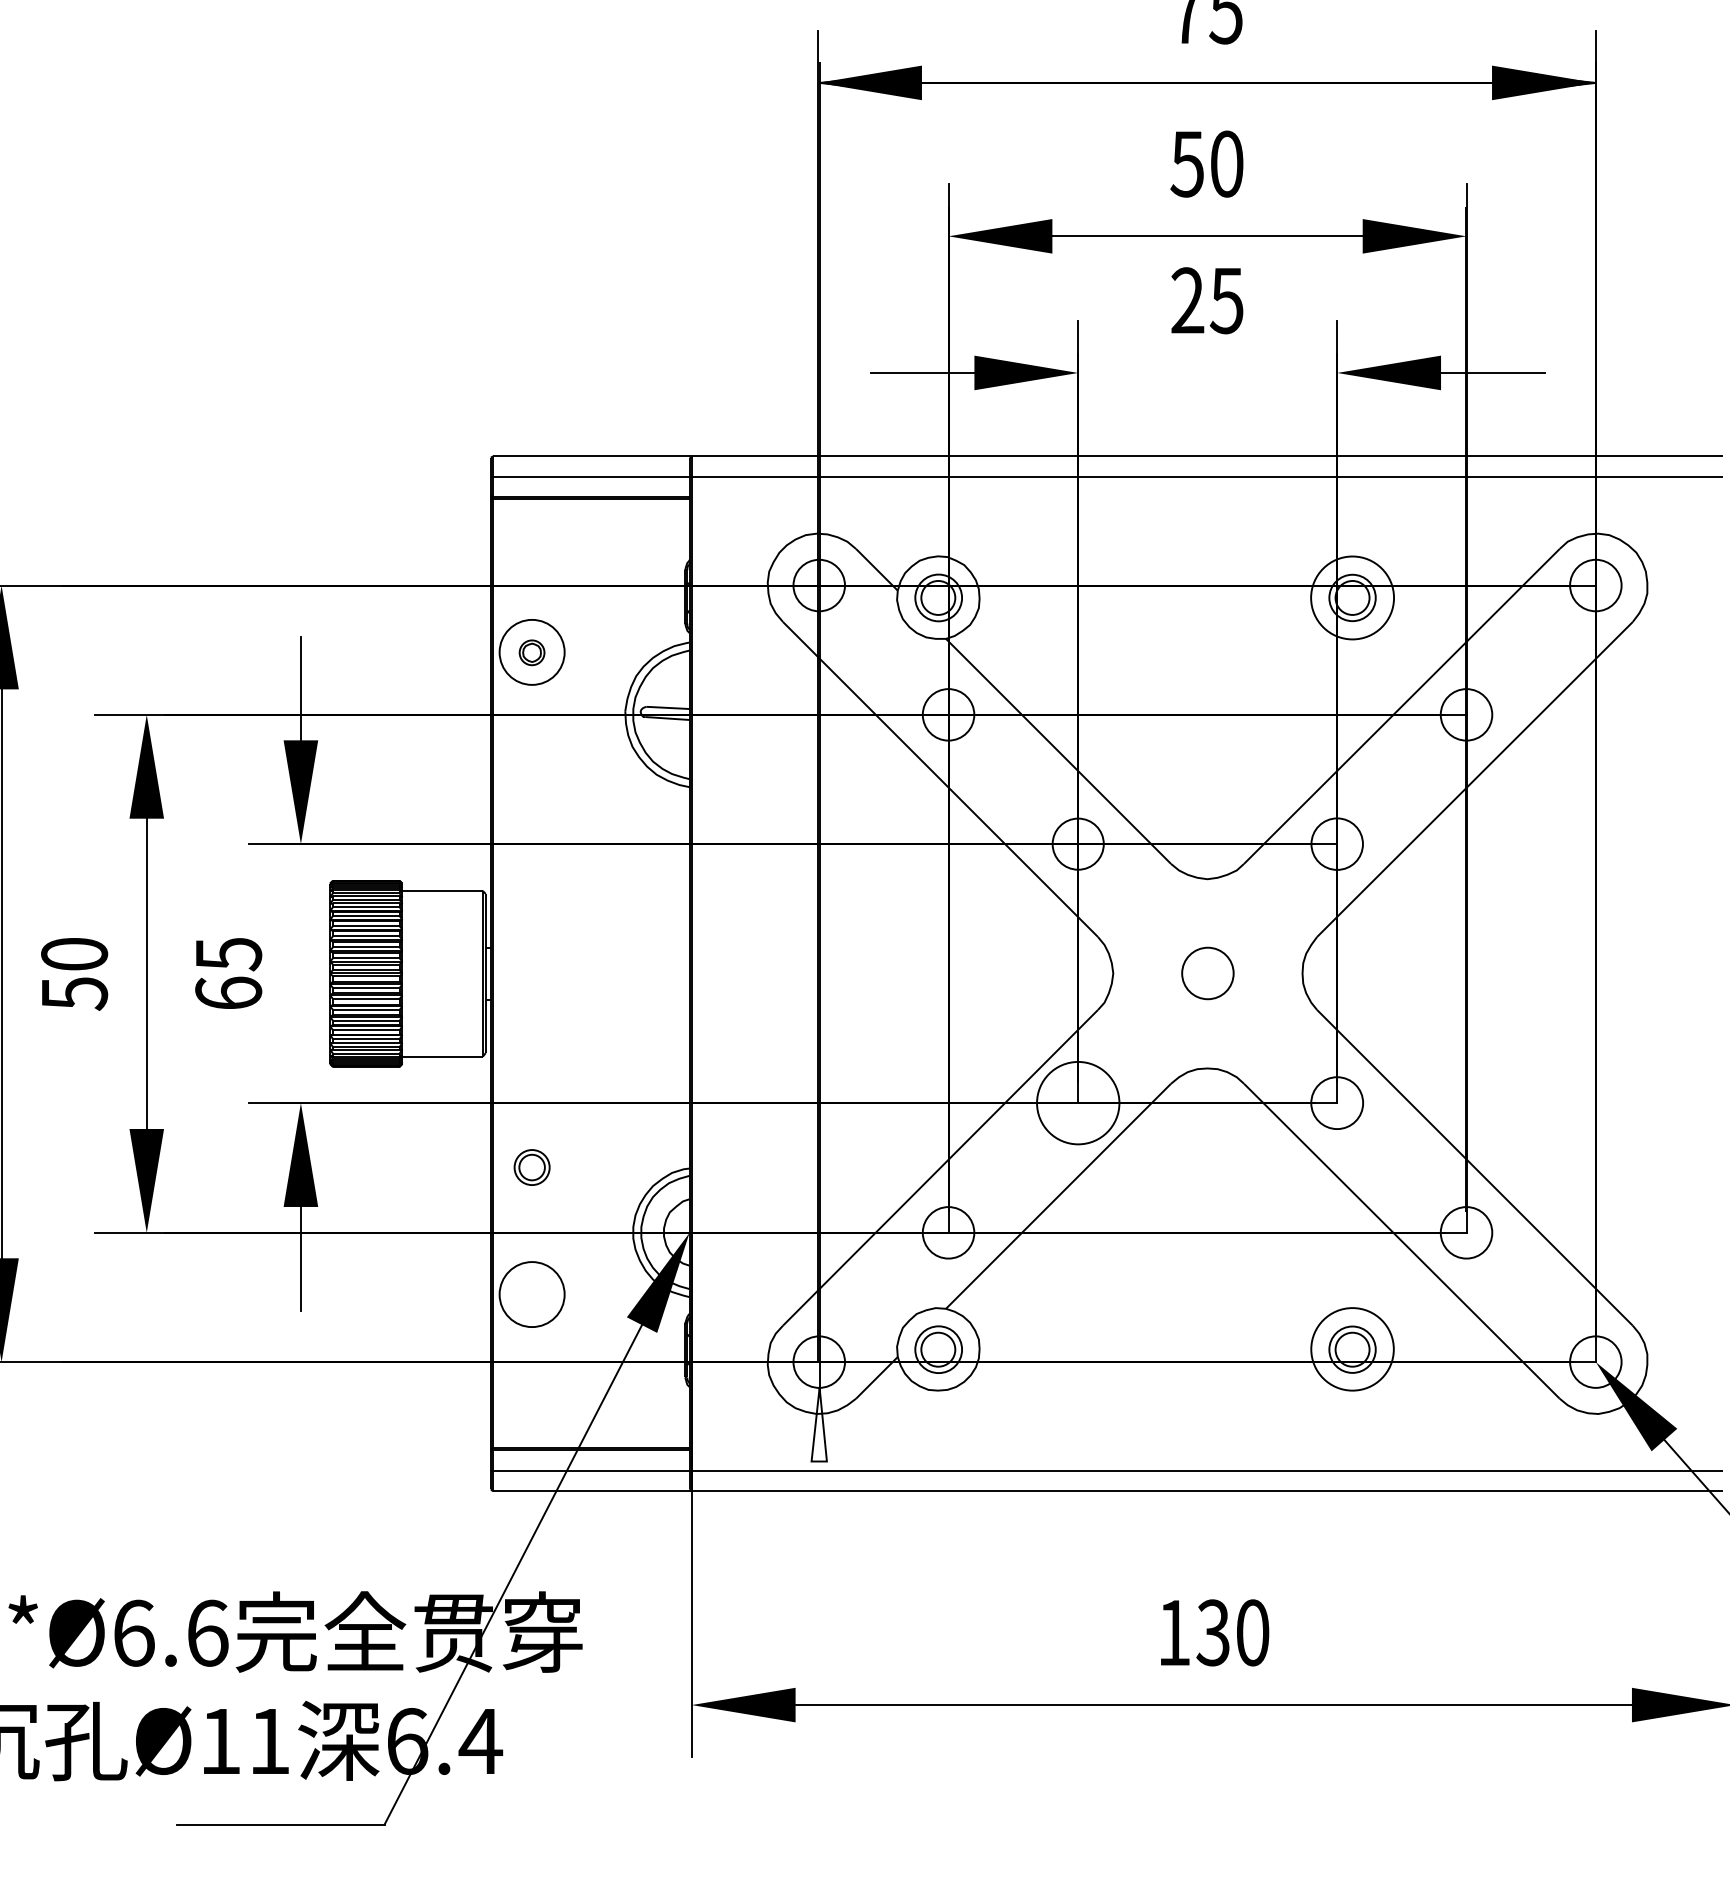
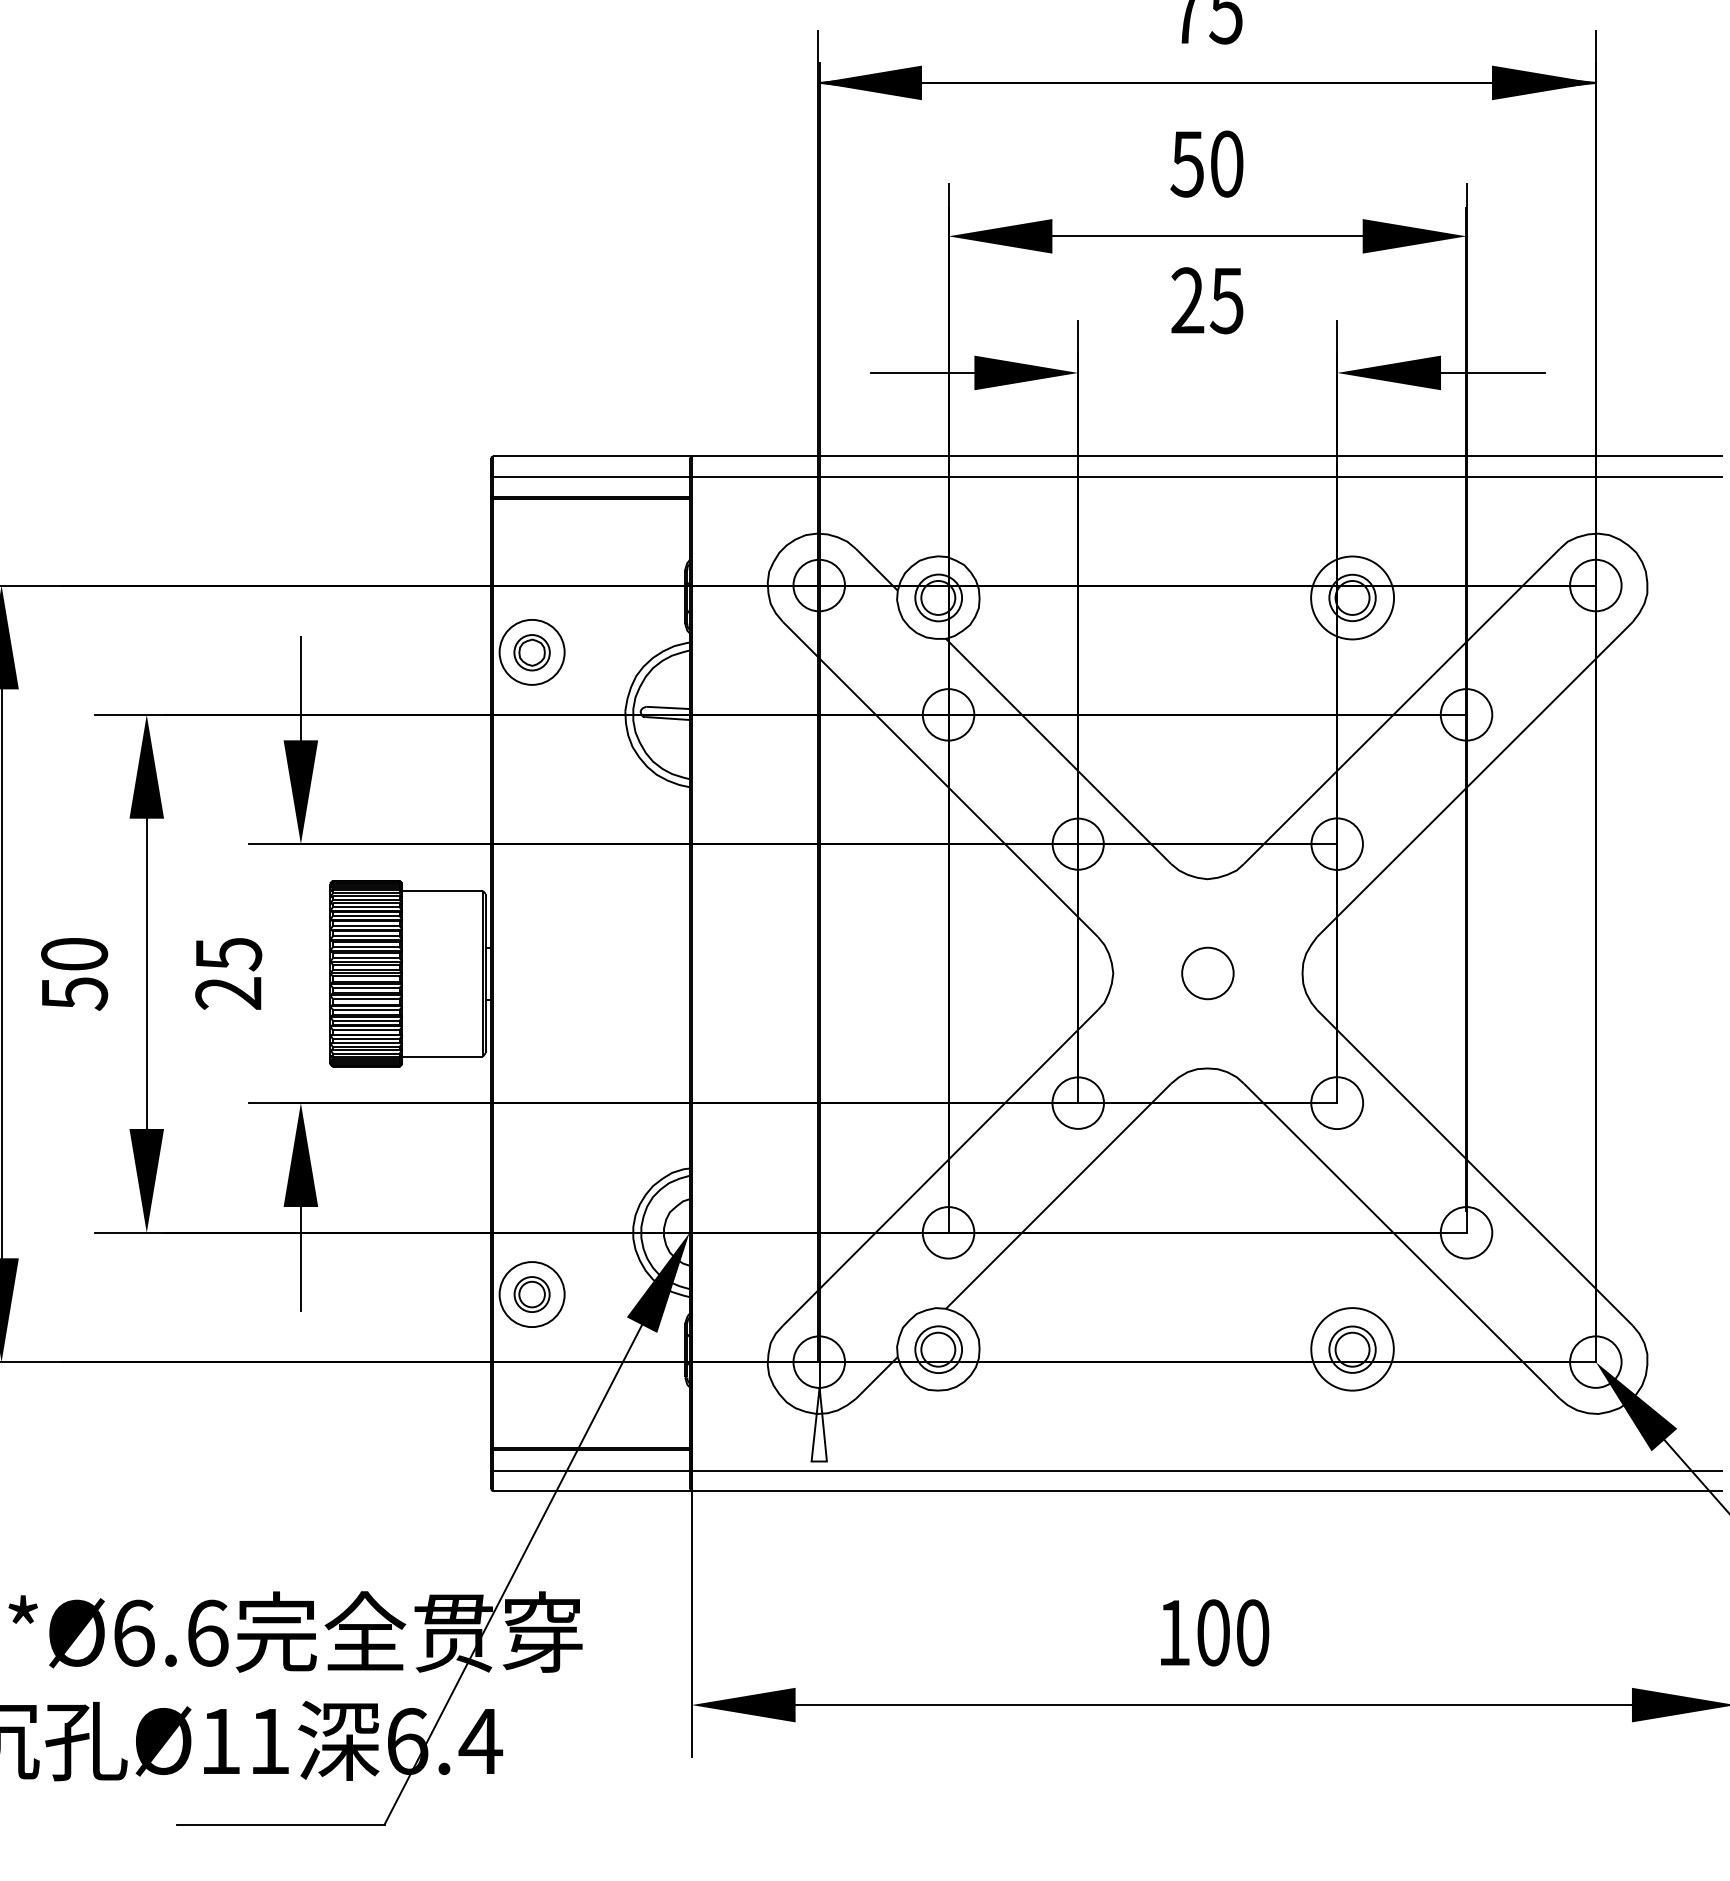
part size: 28x28 px -> 38x38 px (531, 652)
text: 65 -> 25 (228, 992)
circle diameter: 82 px -> 52 px (1077, 1102)
part position: (531, 1167) -> (531, 1294) (531, 1294)
text: 130 -> 100 (1212, 1632)
